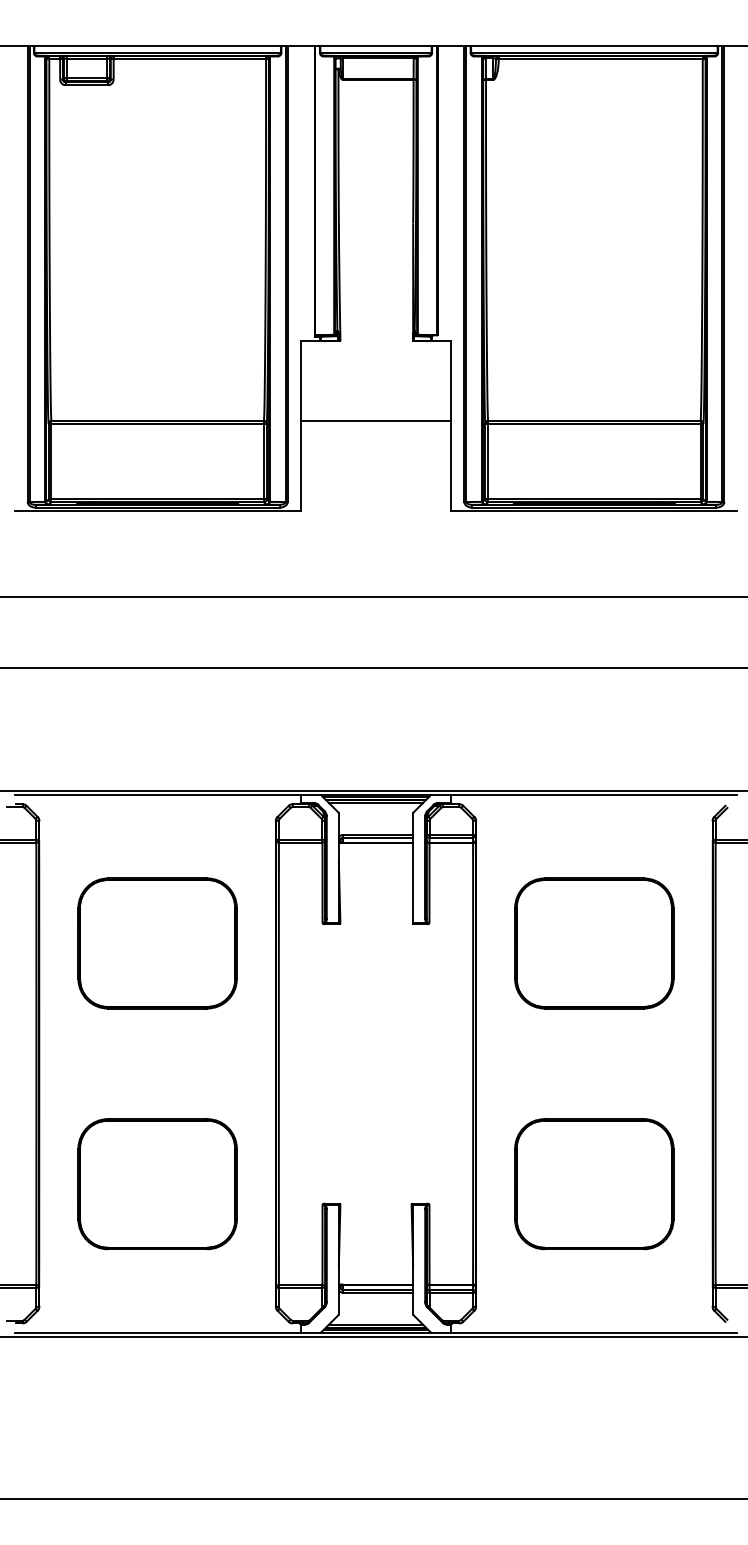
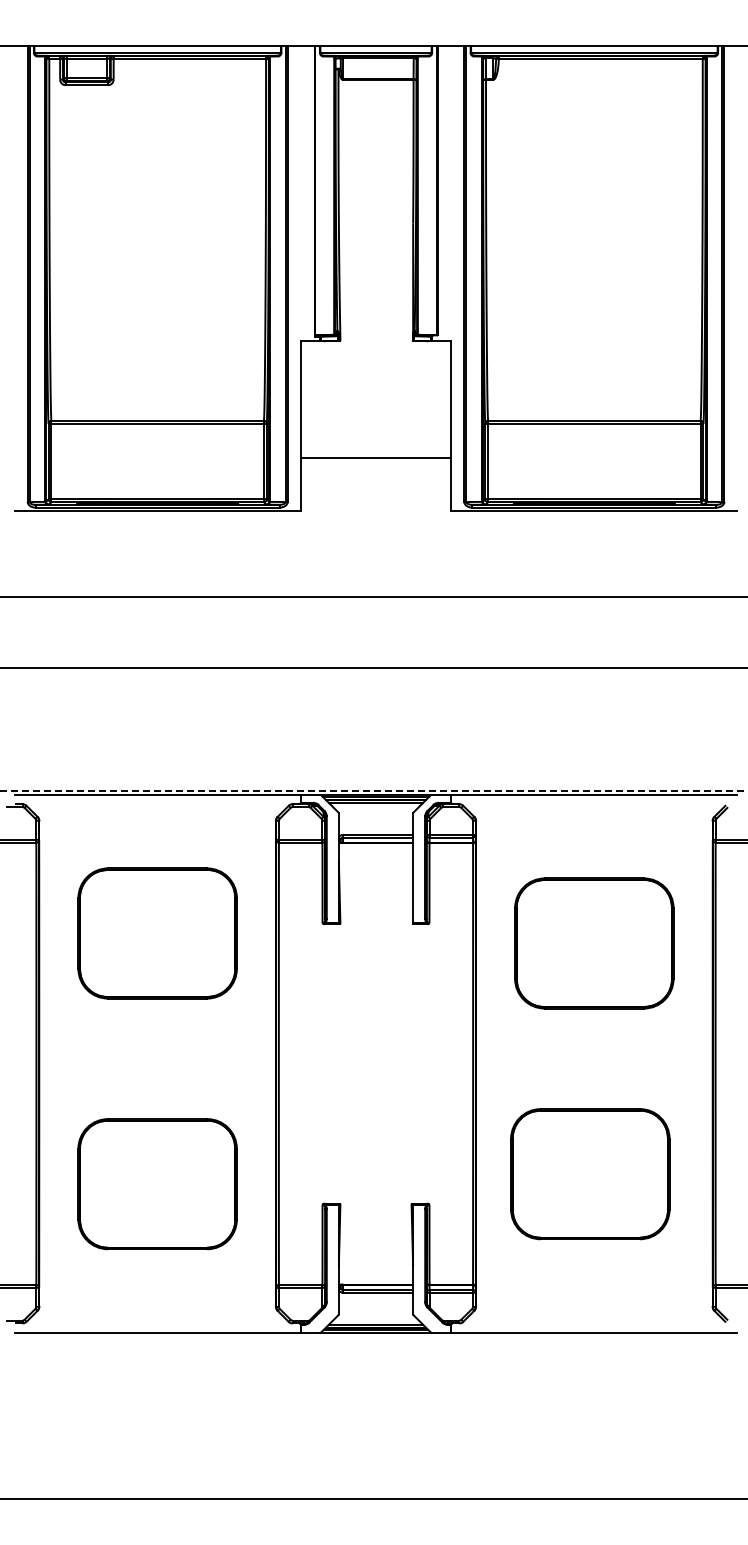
line position: (375, 420) -> (375, 457) (375, 457)
line: solid -> dashed (374, 790)
part position: (157, 943) -> (157, 933) (157, 933)
part position: (594, 1184) -> (590, 1174) (590, 1174)
line: present -> none (373, 1337)
